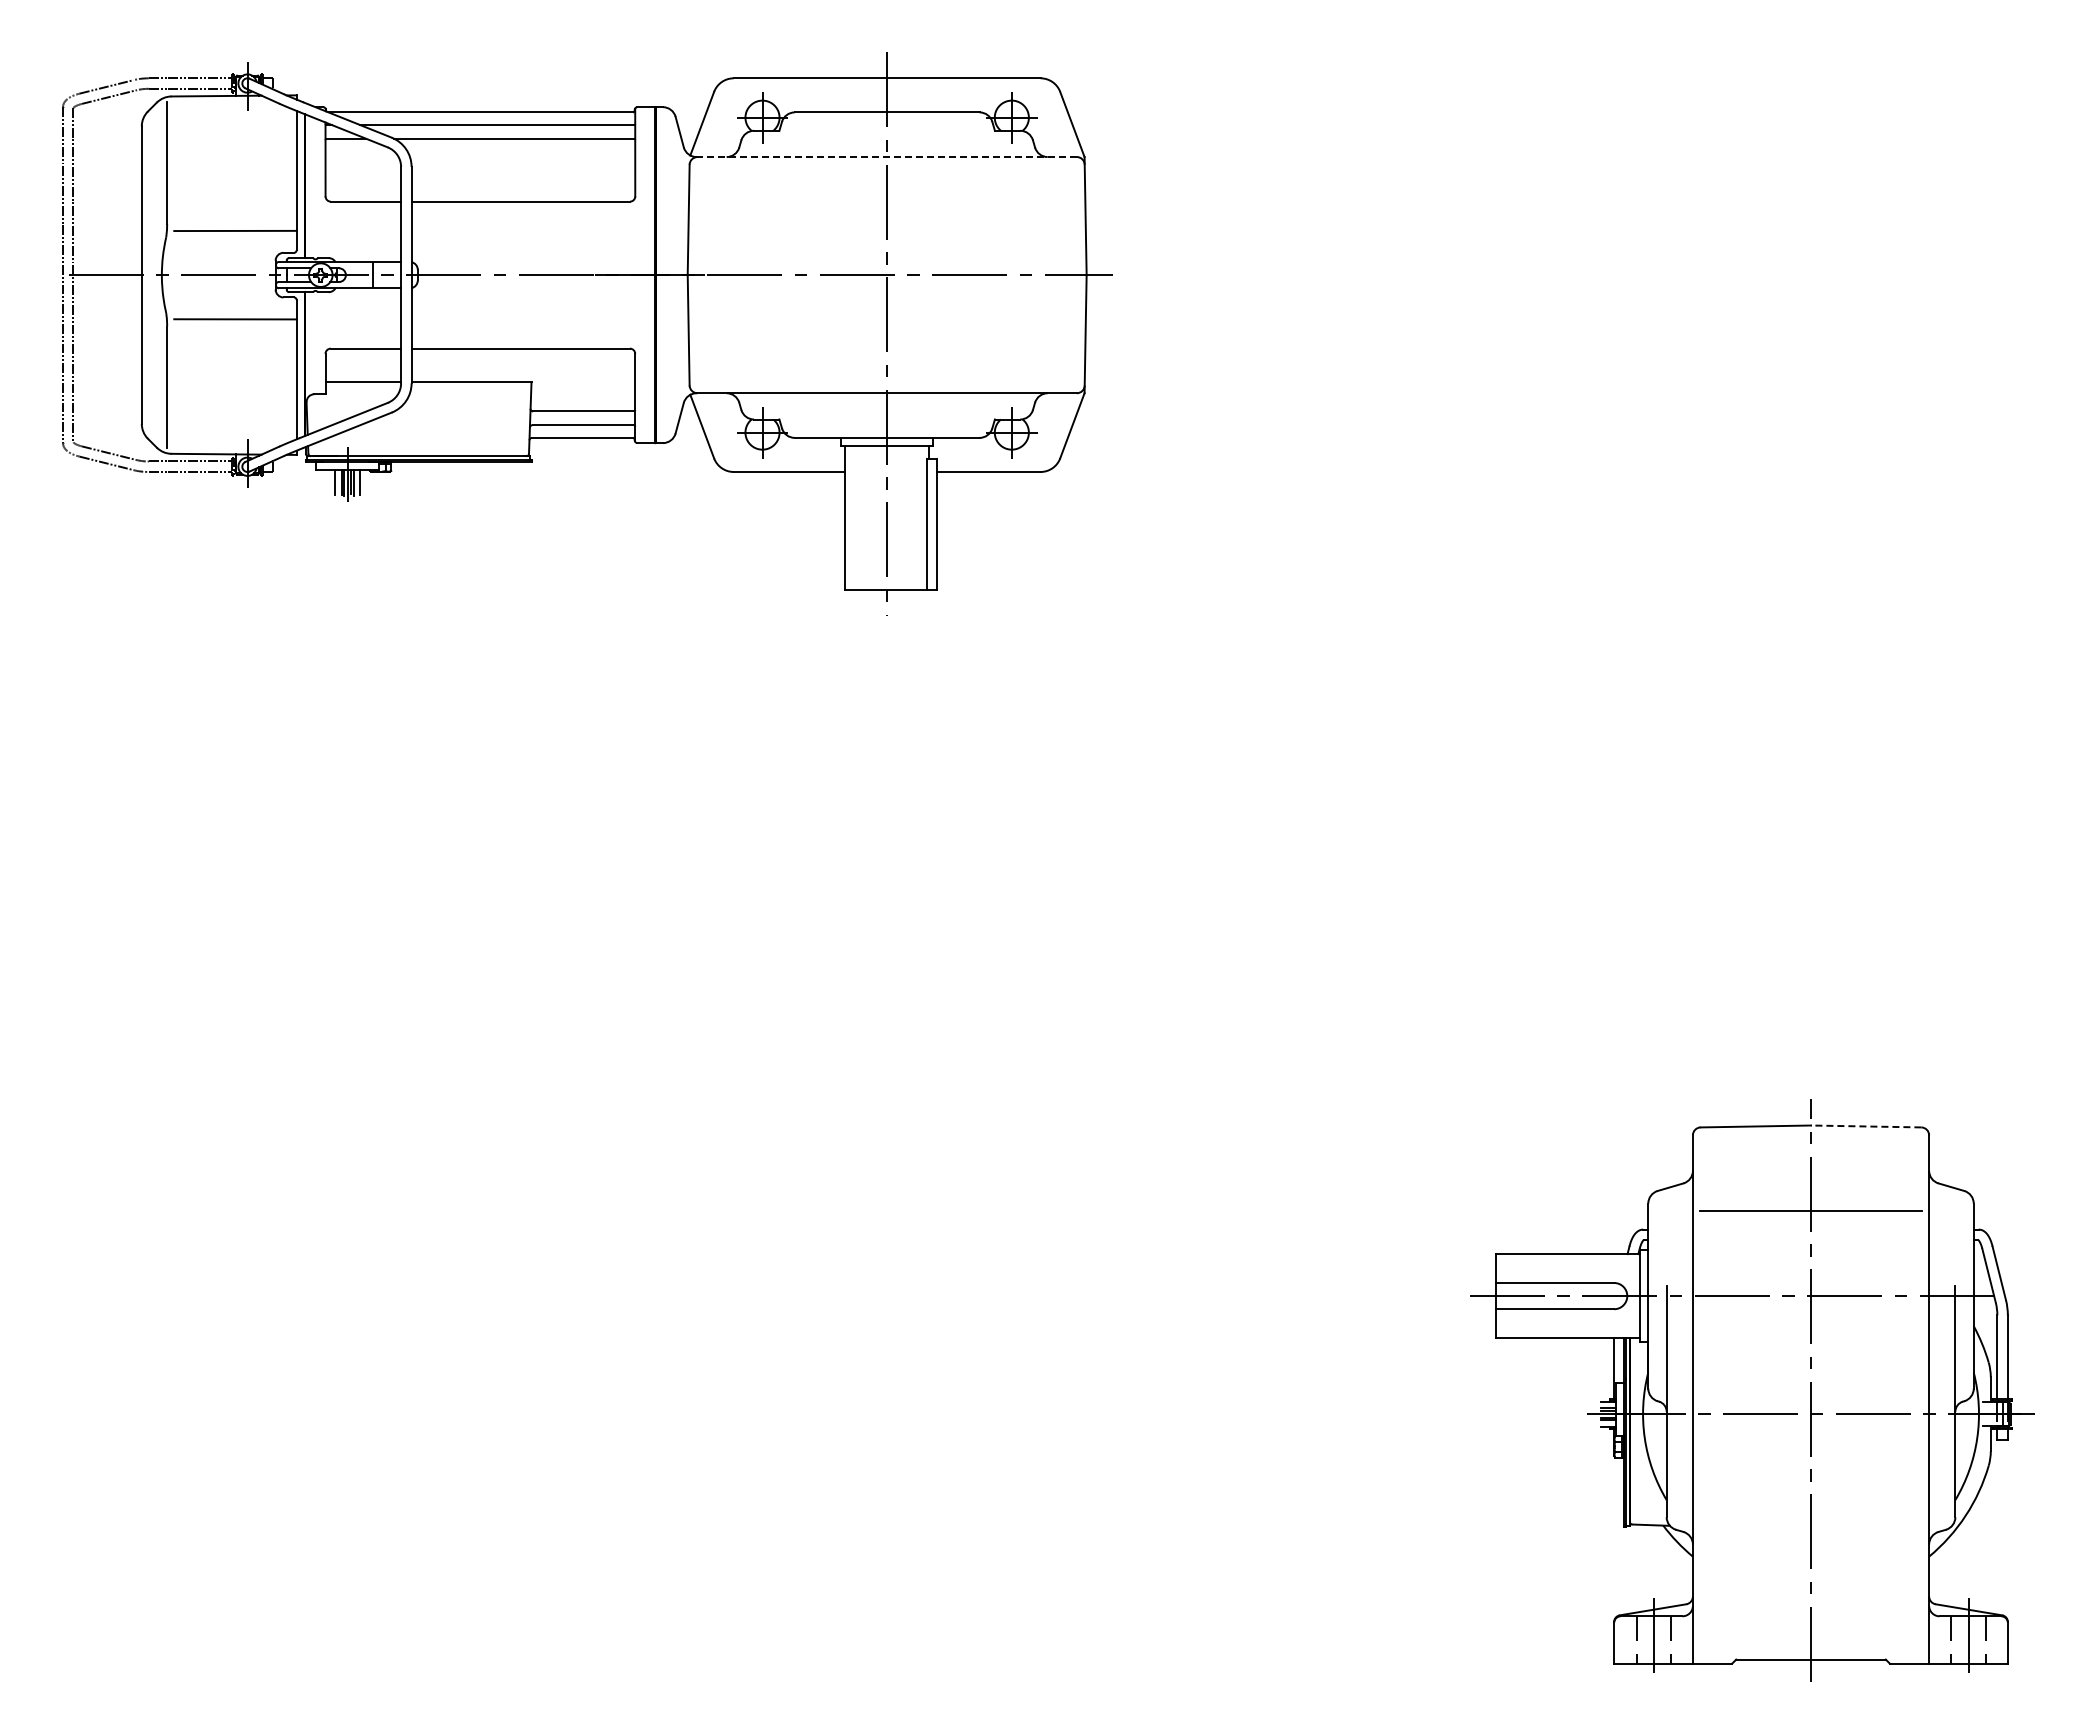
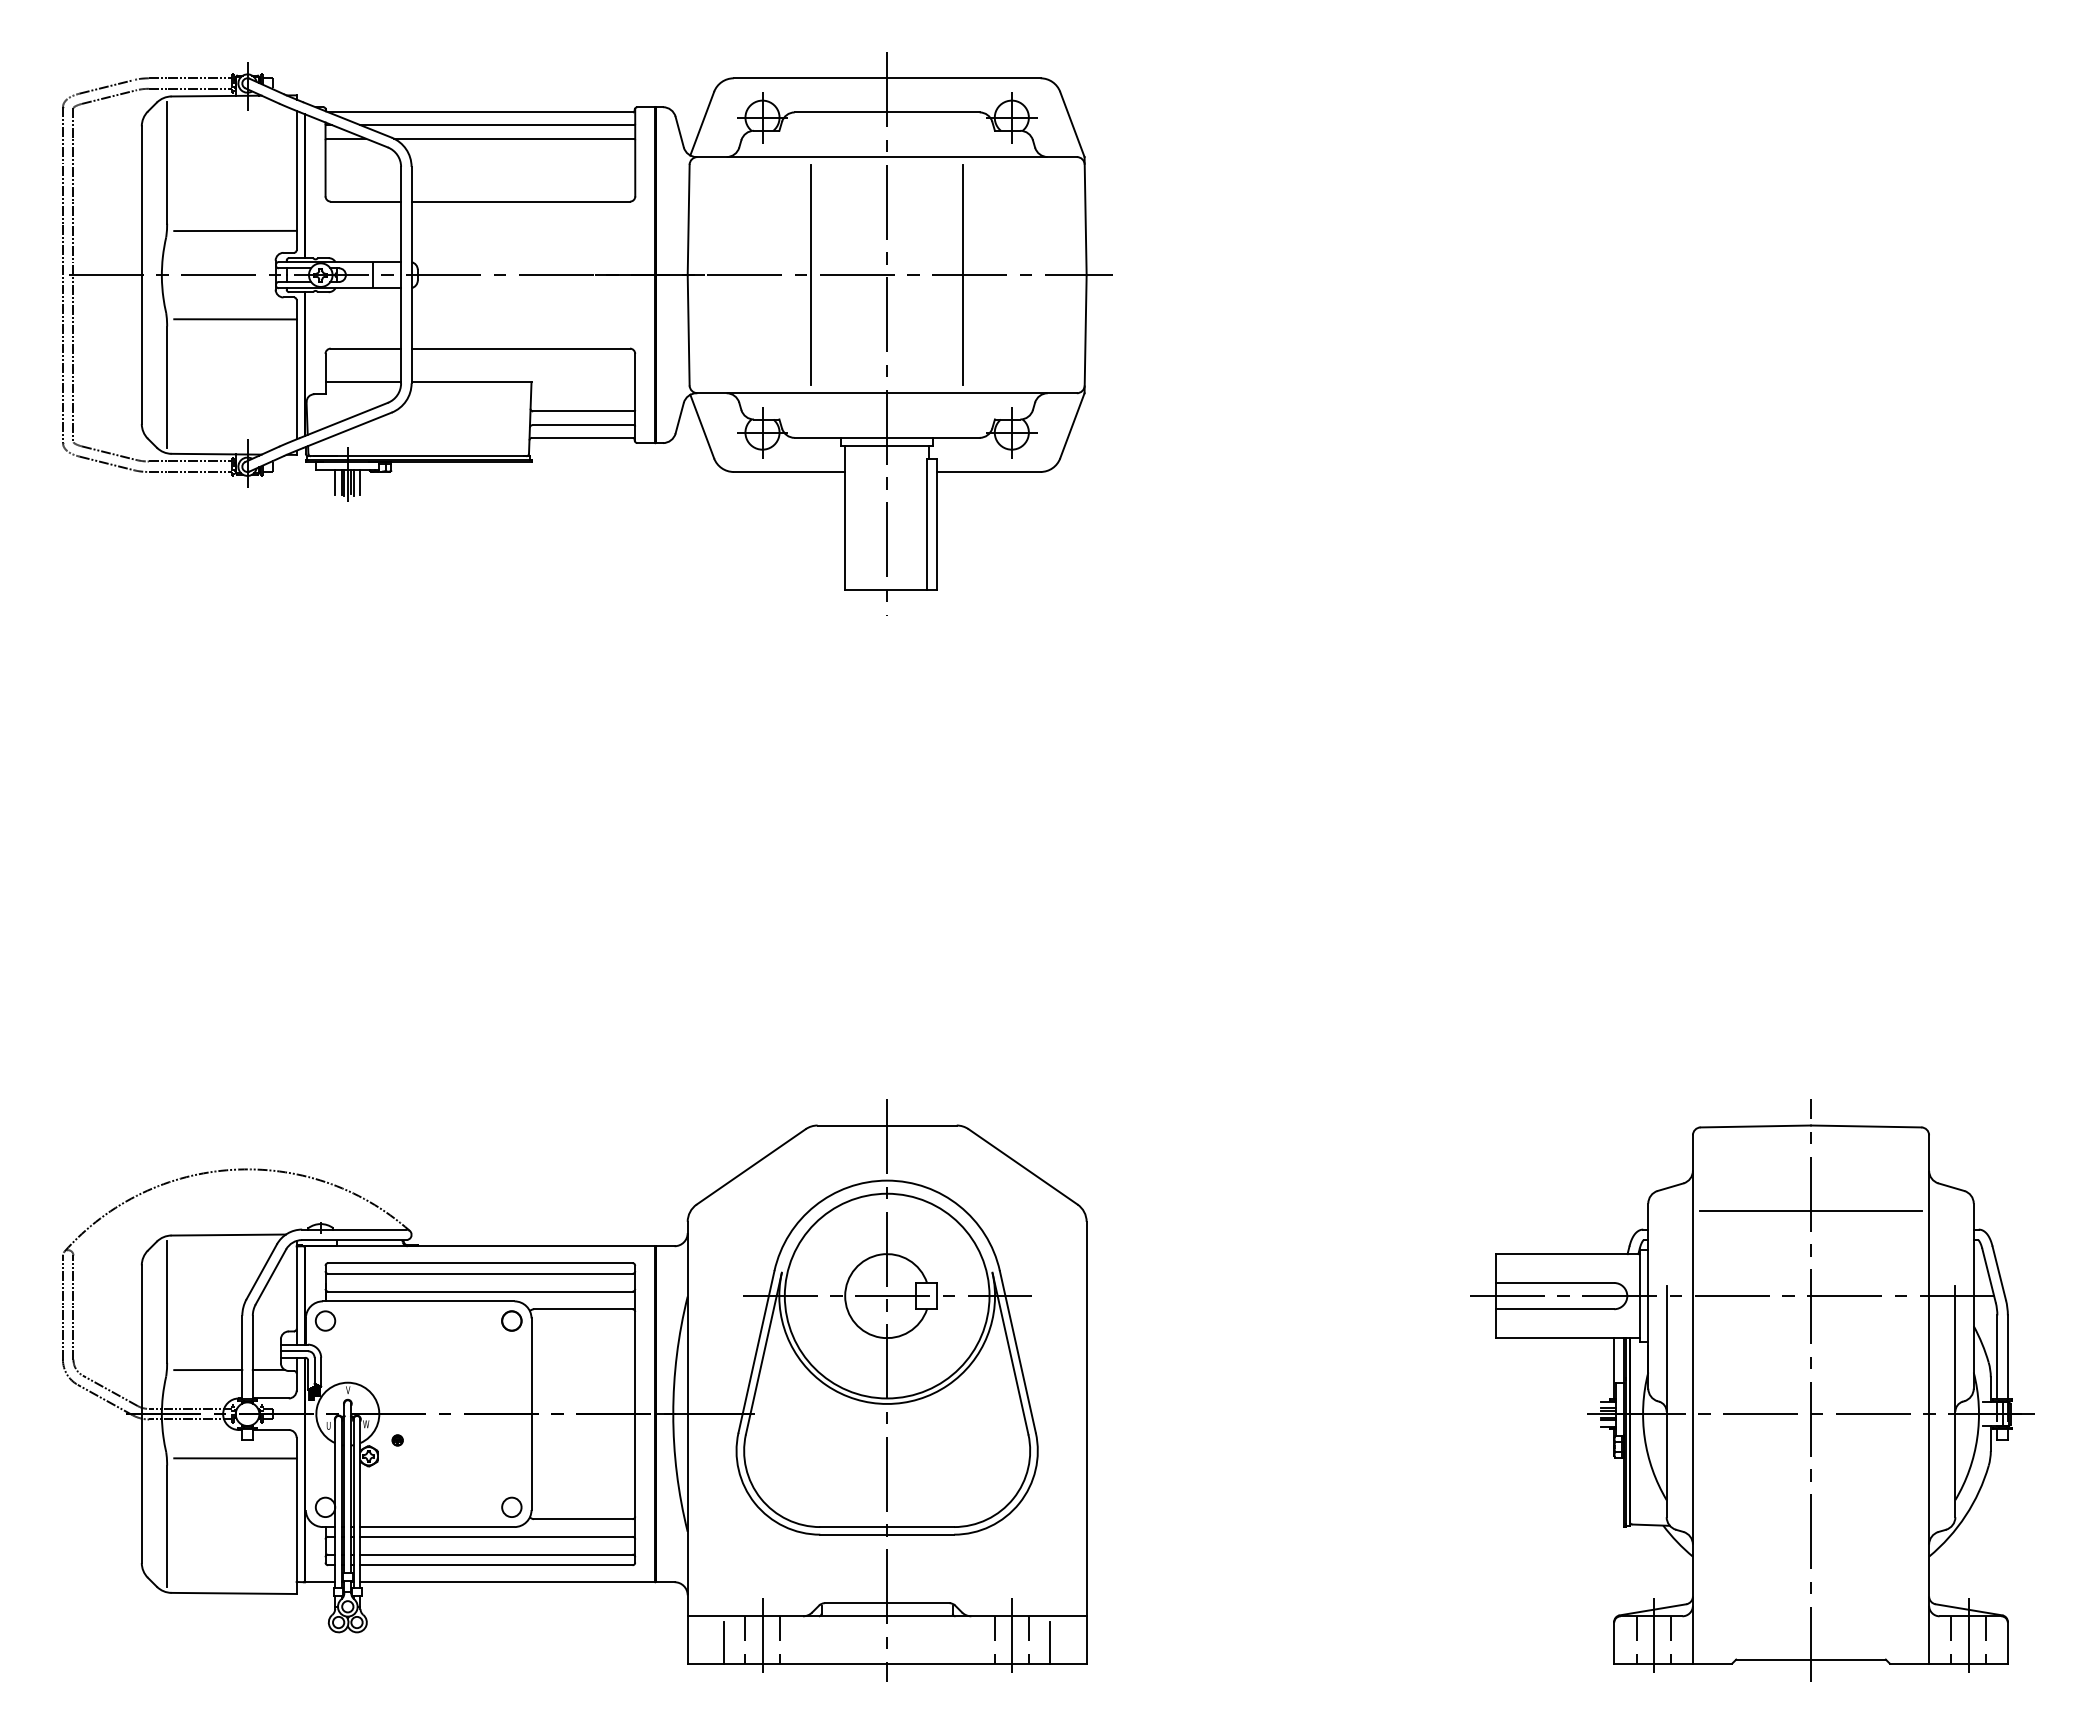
line: dashed -> solid (887, 157)
line: none -> present (811, 274)
line: none -> present (963, 274)
line: dashed -> solid (1865, 1126)
part: none -> present (574, 1390)
